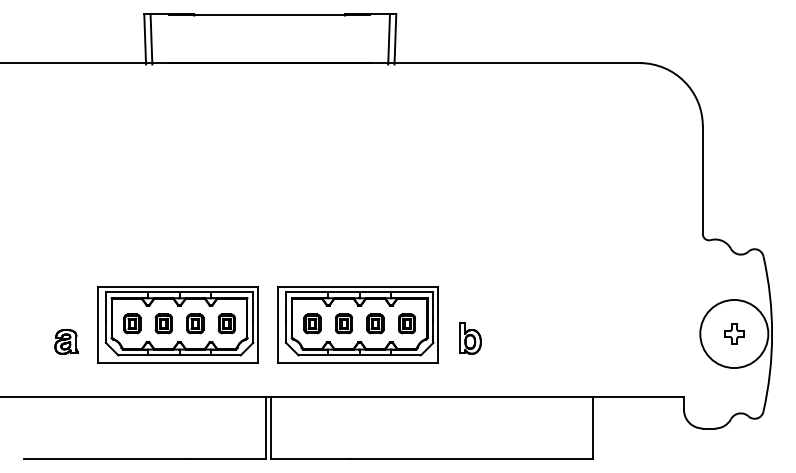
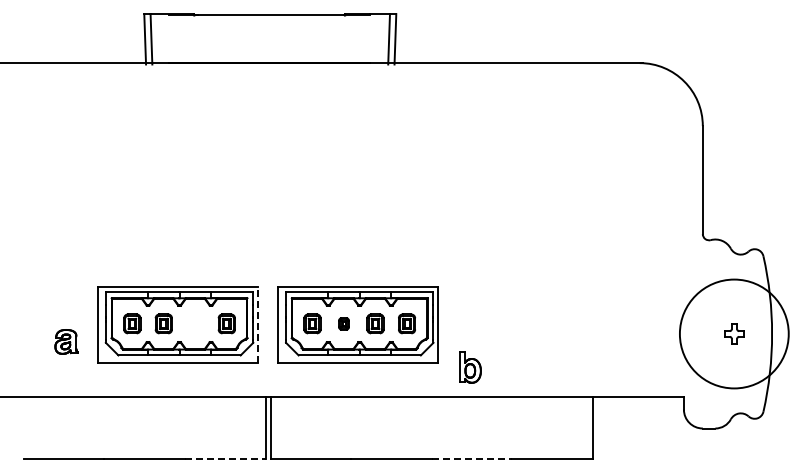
part: present -> none (195, 323)
part size: 18x22 px -> 12x14 px (343, 323)
line: solid -> dashed (258, 325)
circle diameter: 68 px -> 109 px (733, 333)
part position: (470, 338) -> (470, 367) (470, 367)
line: solid -> dashed (225, 458)
line: solid -> dashed (472, 458)
